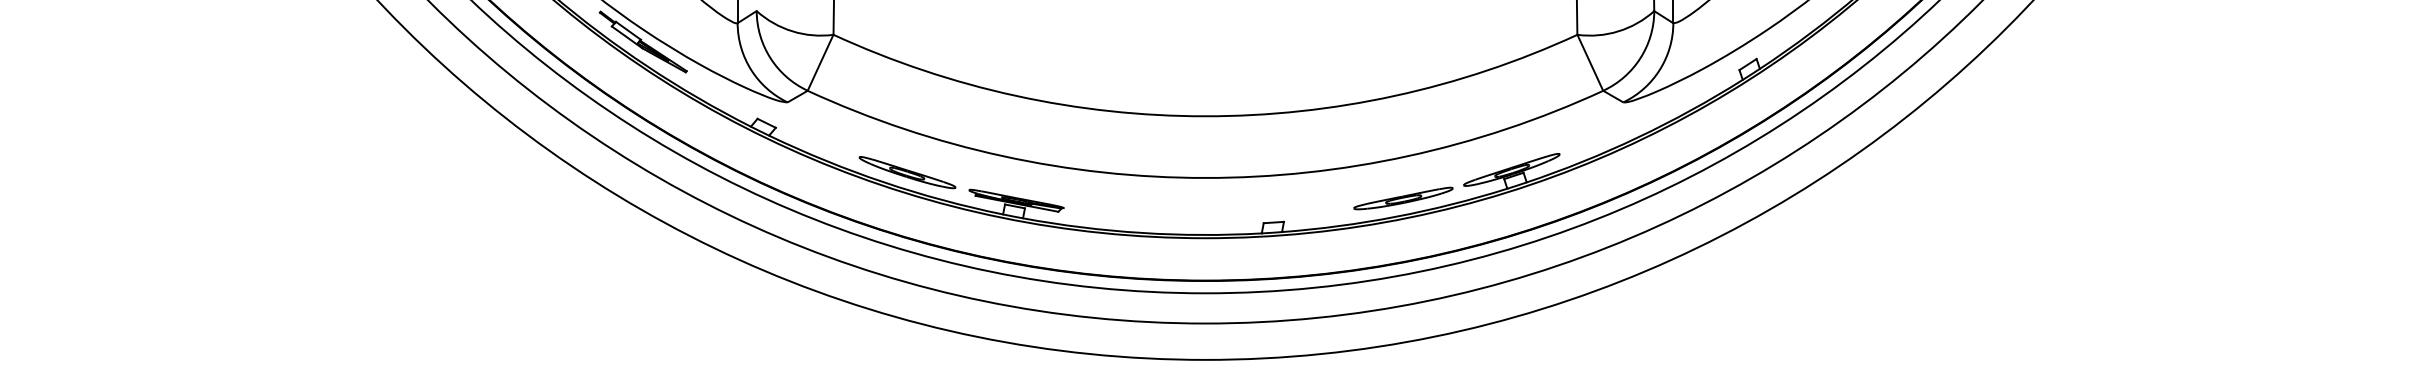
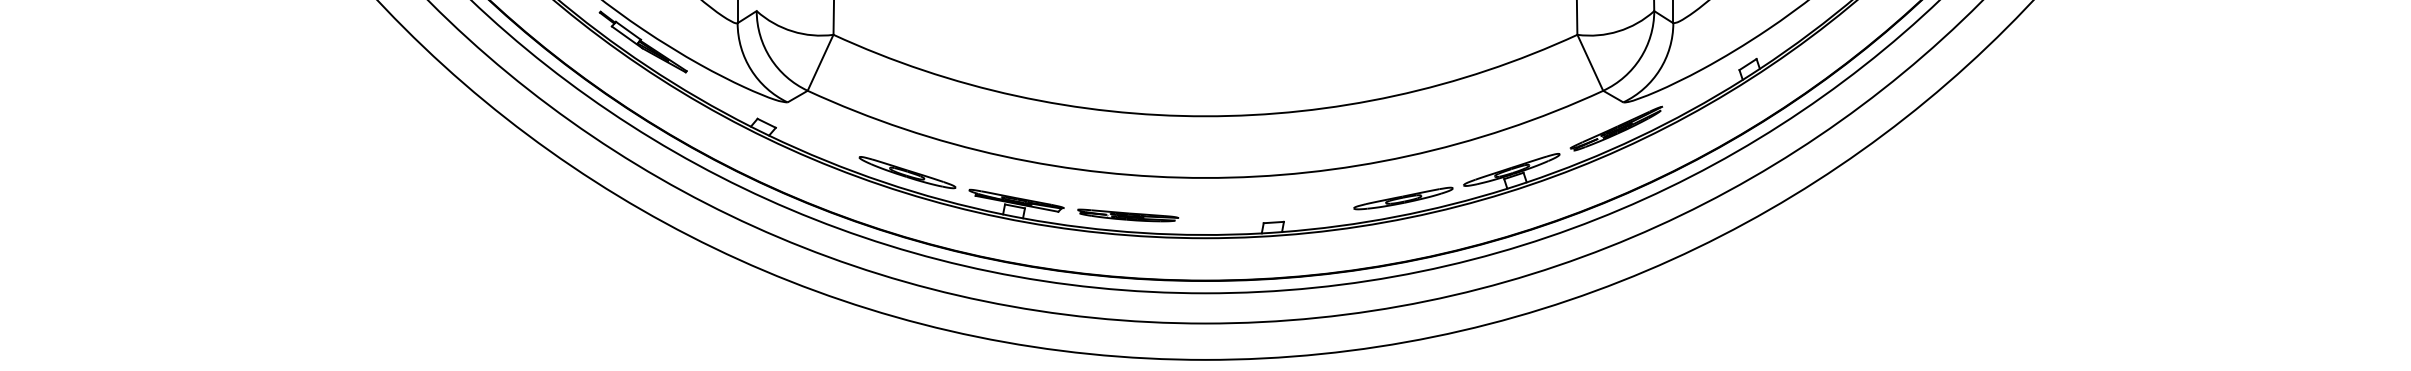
part: none -> present (1616, 128)
part: none -> present (1128, 215)
